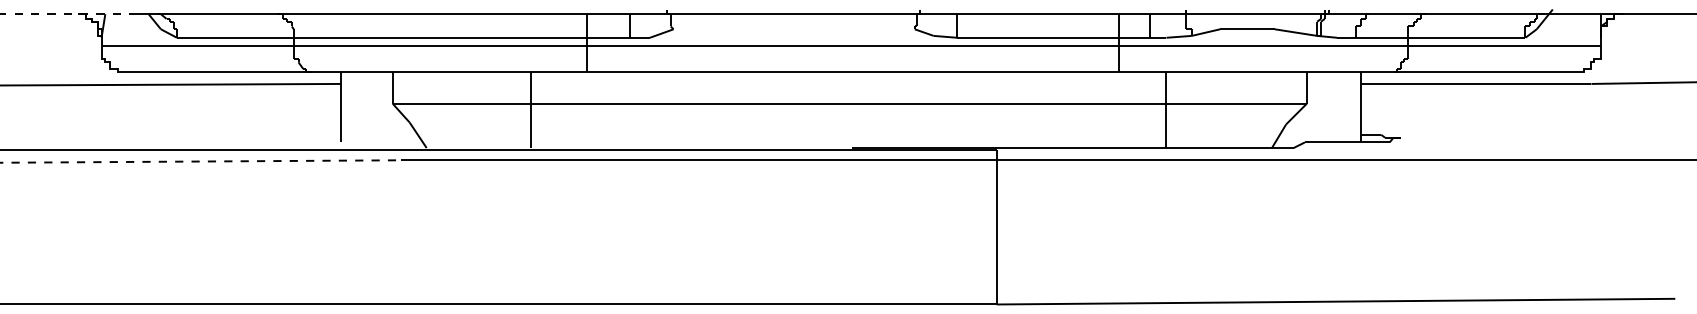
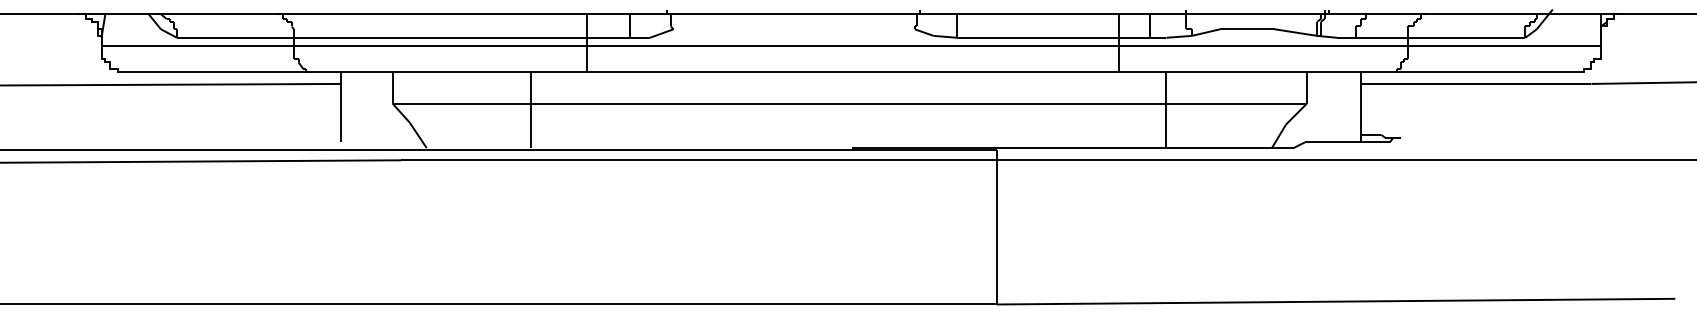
line: dashed -> solid (68, 14)
line: dashed -> solid (201, 161)
